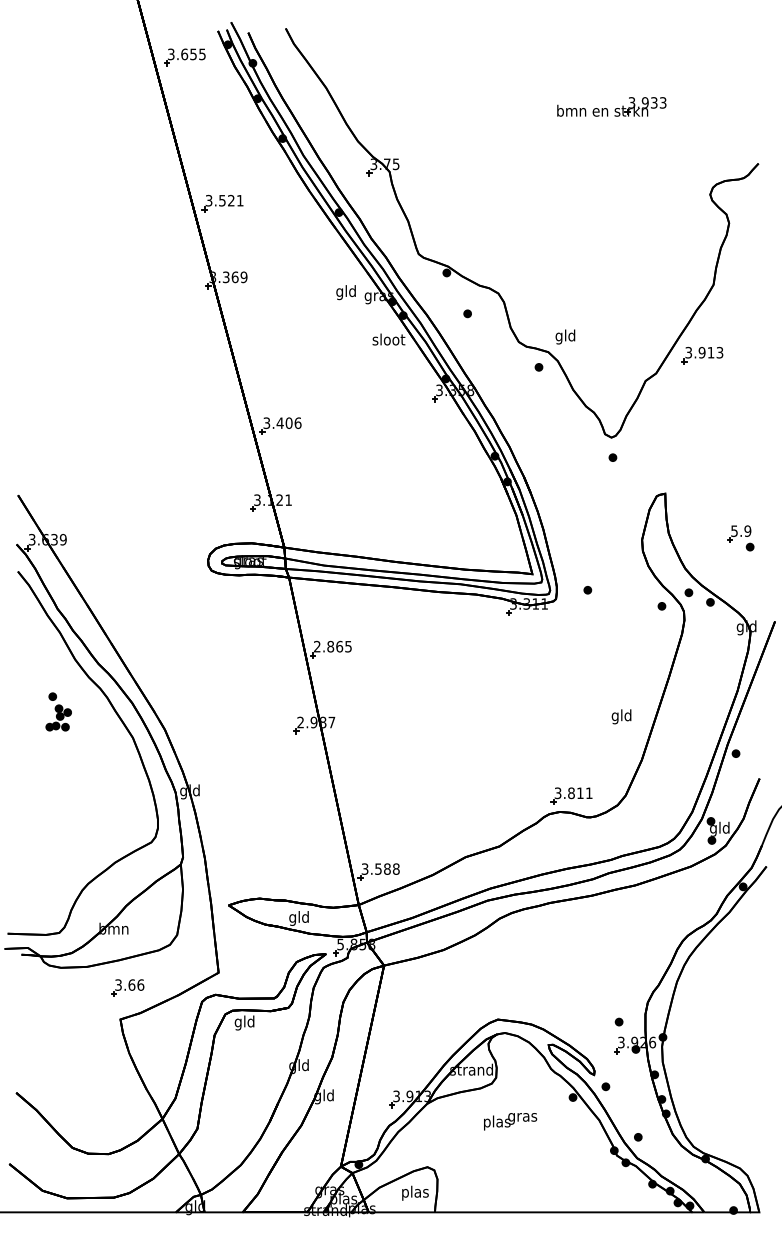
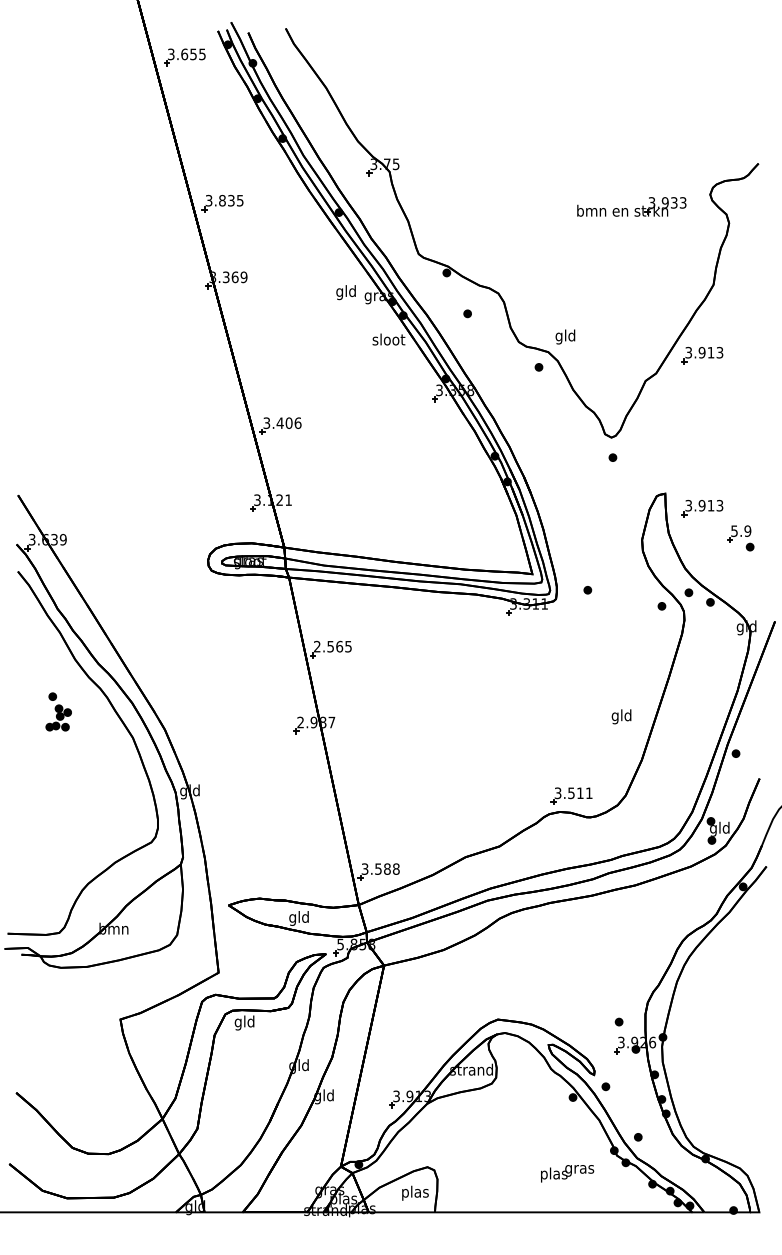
part position: (611, 106) -> (631, 206) (631, 206)
text: 3.521 -> 3.835 (231, 200)
part: none -> present (702, 508)
text: 2.865 -> 2.565 (330, 646)
text: 3.811 -> 3.511 (571, 793)
part: present -> none (127, 987)
text position: (510, 1121) -> (567, 1173) (567, 1173)
